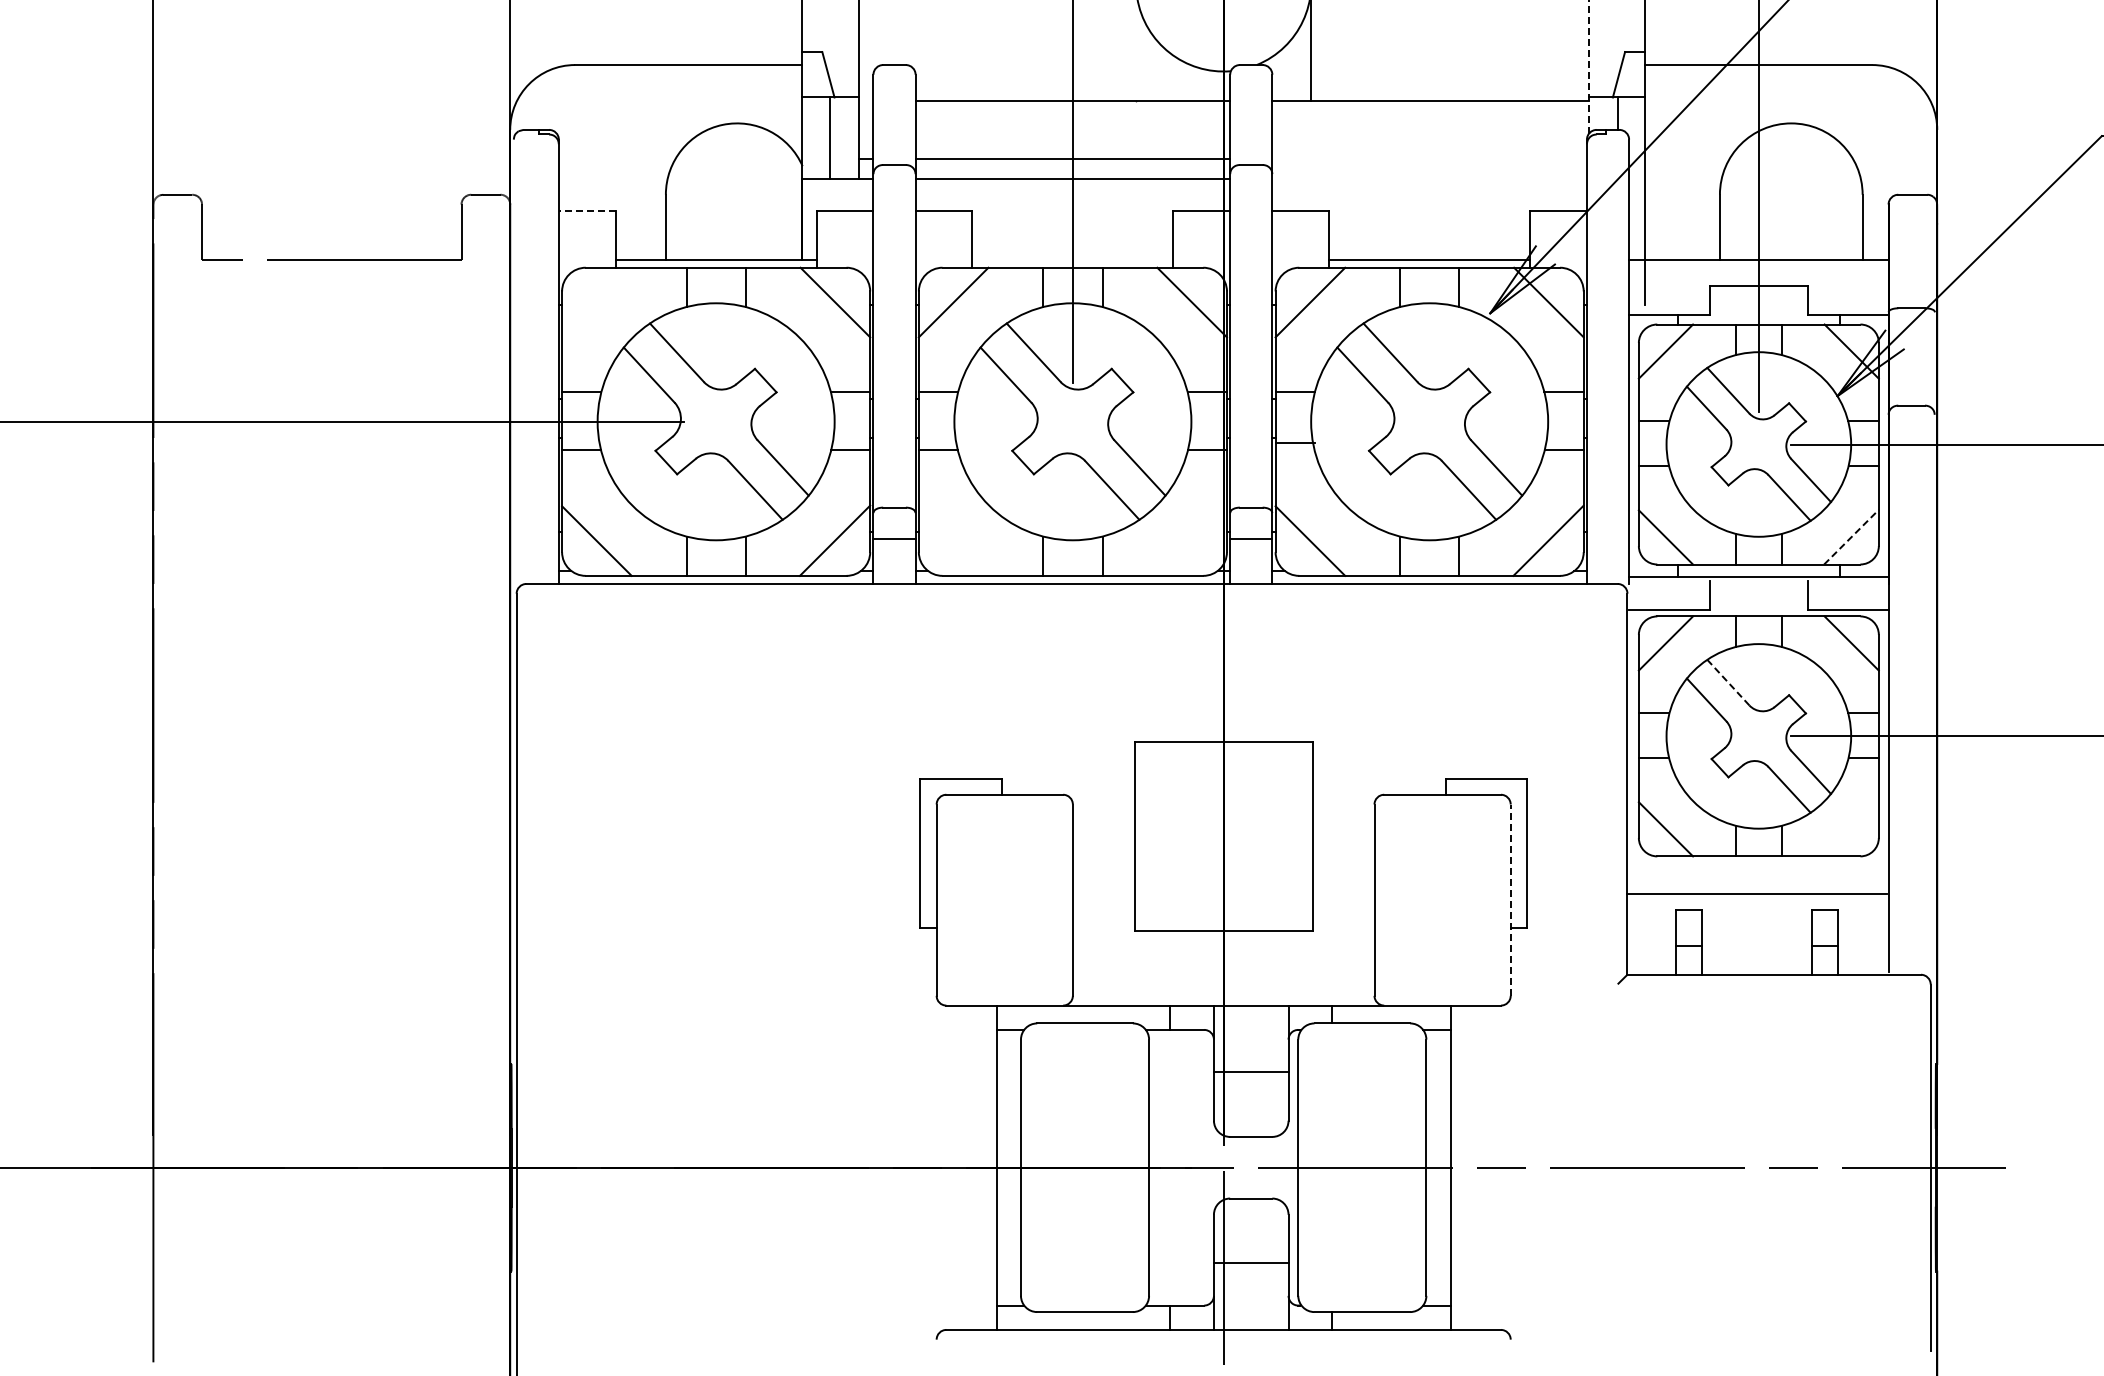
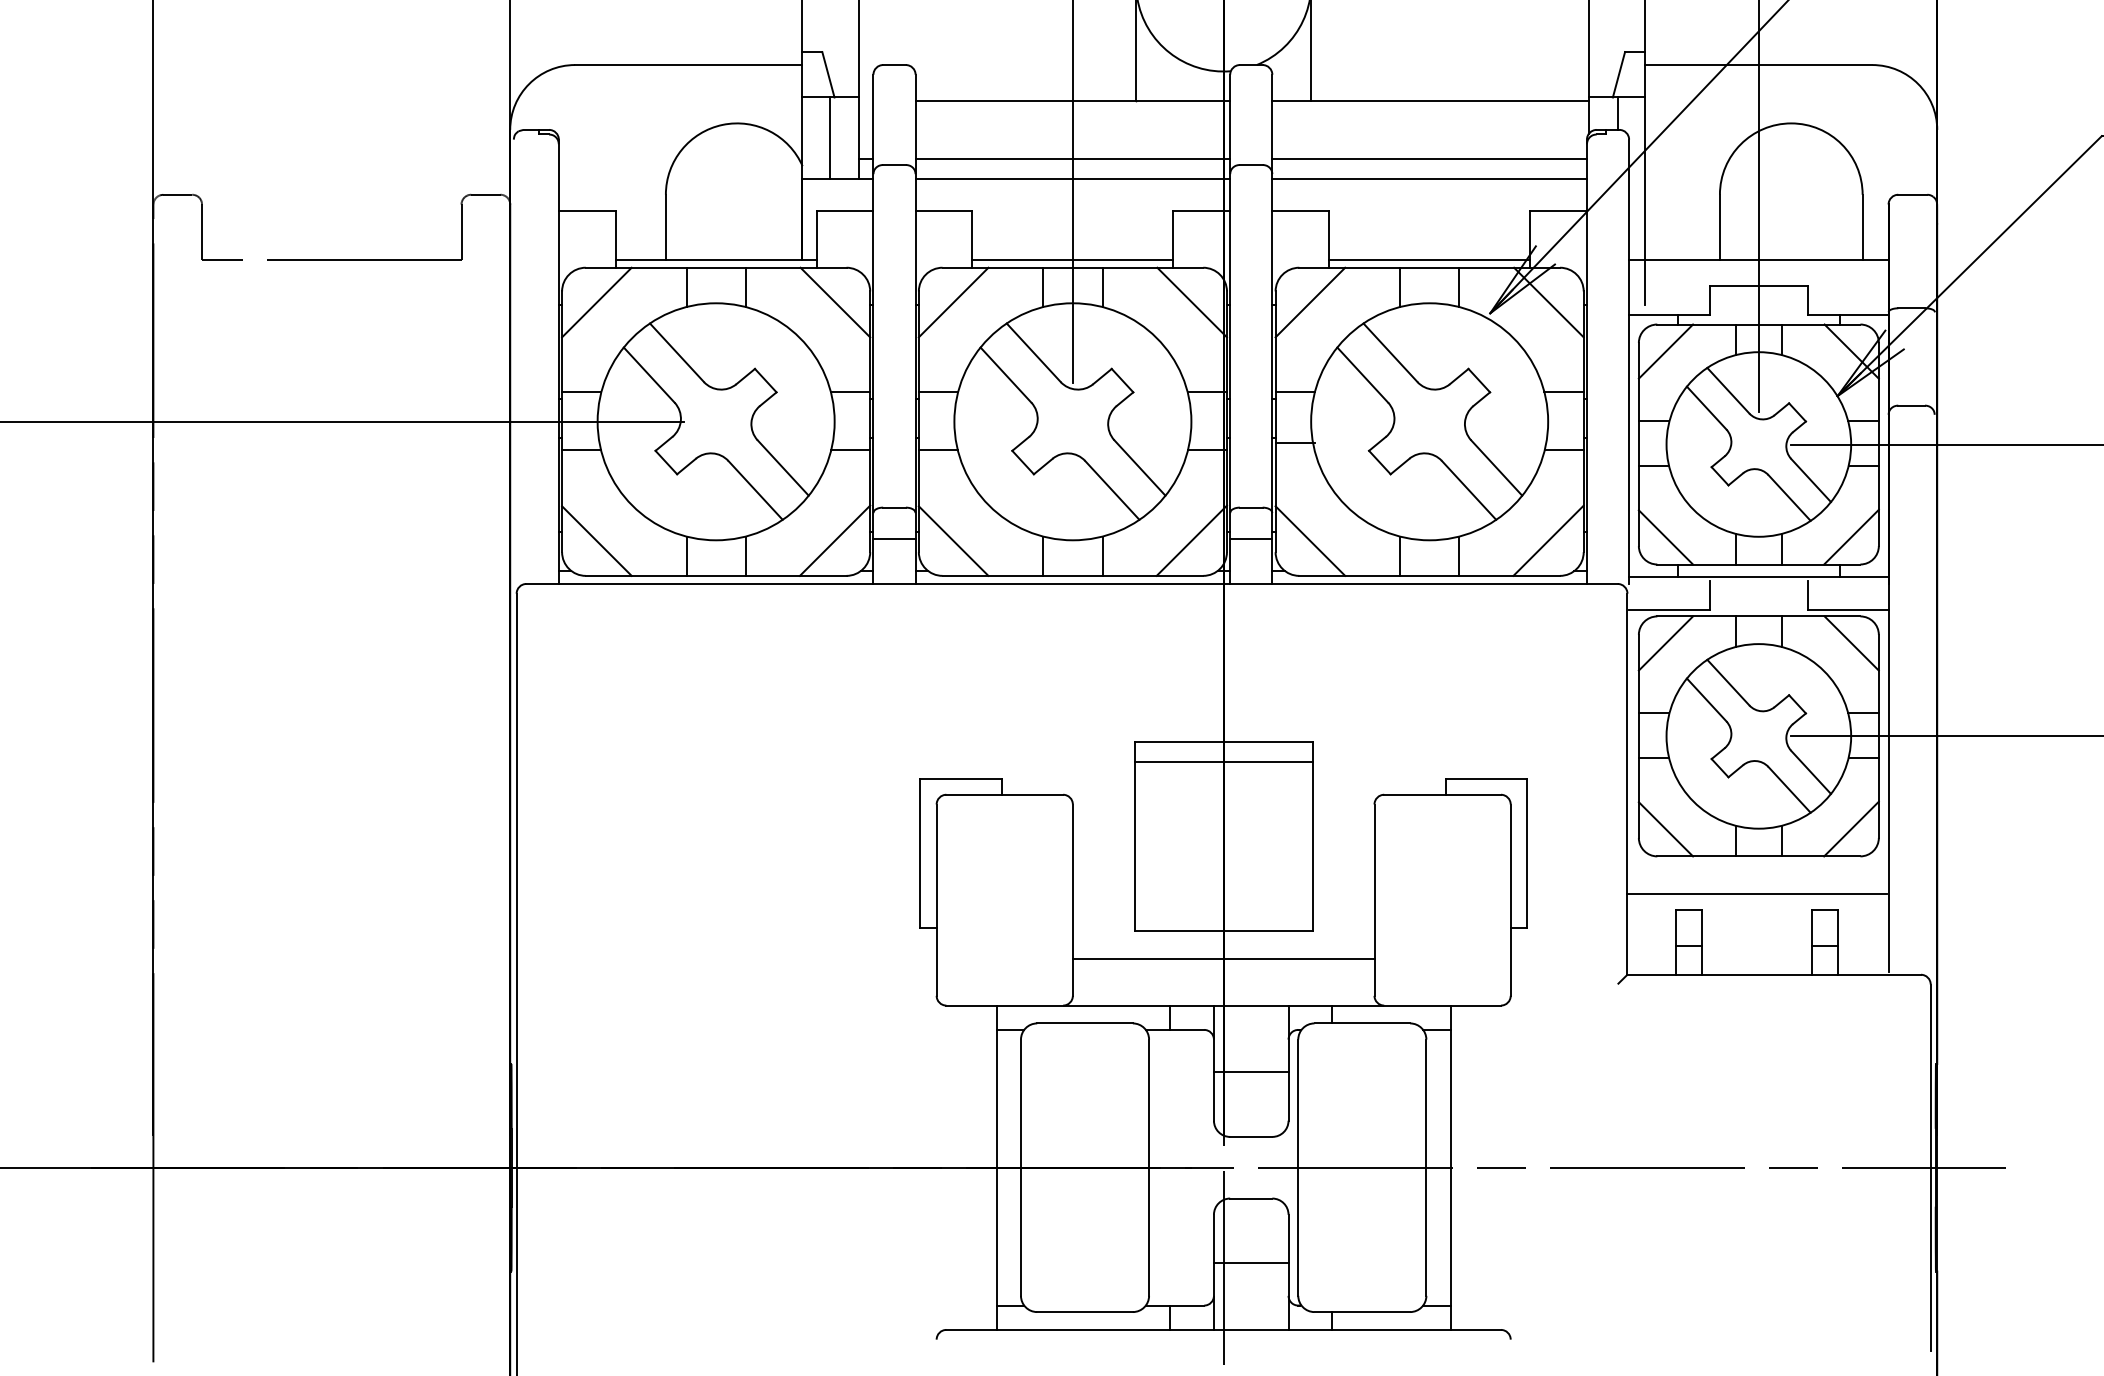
line: none -> present (1136, 51)
line: dashed -> solid (1588, 67)
line: none -> present (1429, 159)
line: none -> present (1429, 178)
line: dashed -> solid (586, 210)
line: none -> present (1072, 259)
line: none -> present (596, 302)
line: dashed -> solid (1851, 537)
line: none -> present (953, 540)
line: none -> present (1191, 540)
line: dashed -> solid (1728, 682)
line: none -> present (1223, 762)
line: none -> present (1851, 828)
line: dashed -> solid (1510, 900)
line: none -> present (1223, 959)
